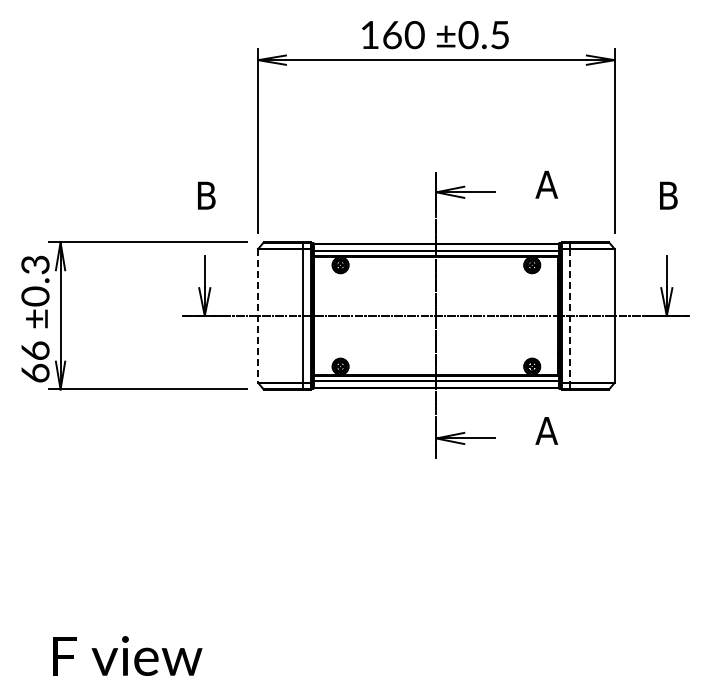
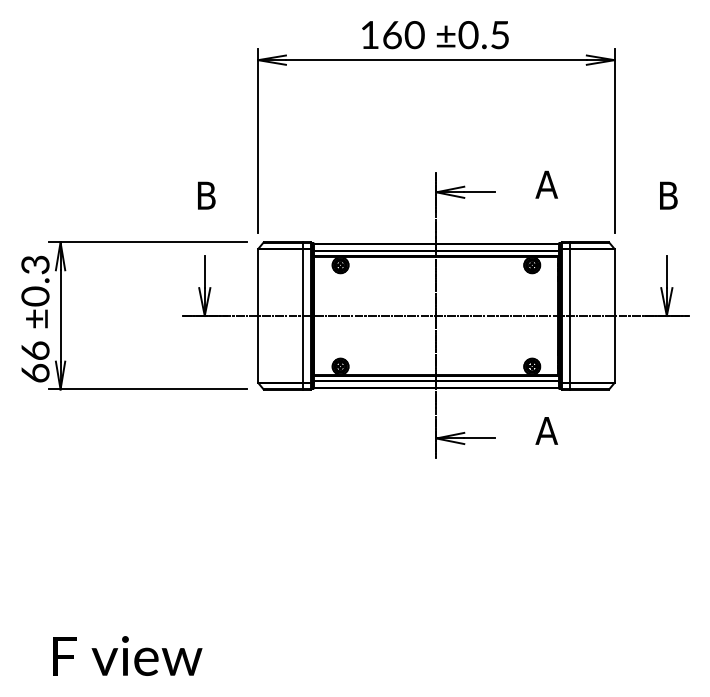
line: dashed -> solid (258, 315)
line: dashed -> solid (570, 315)
